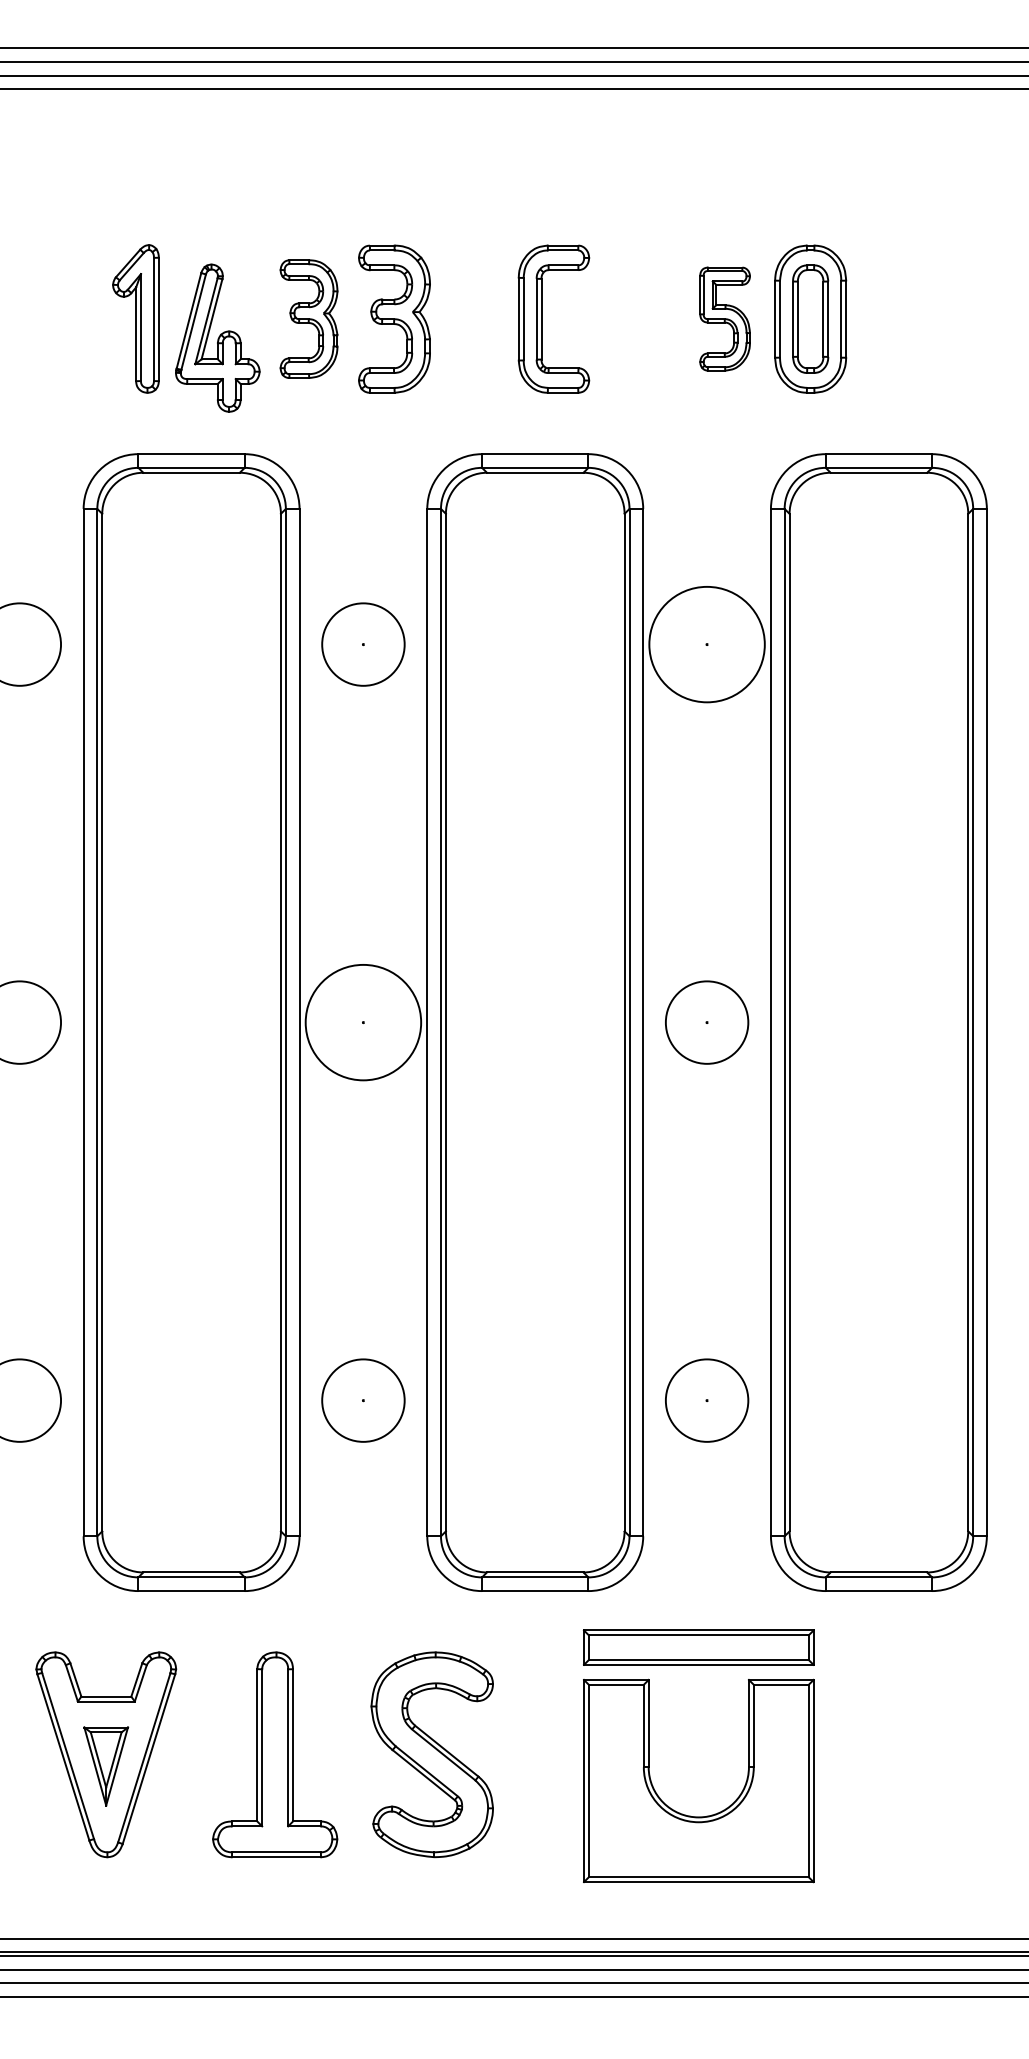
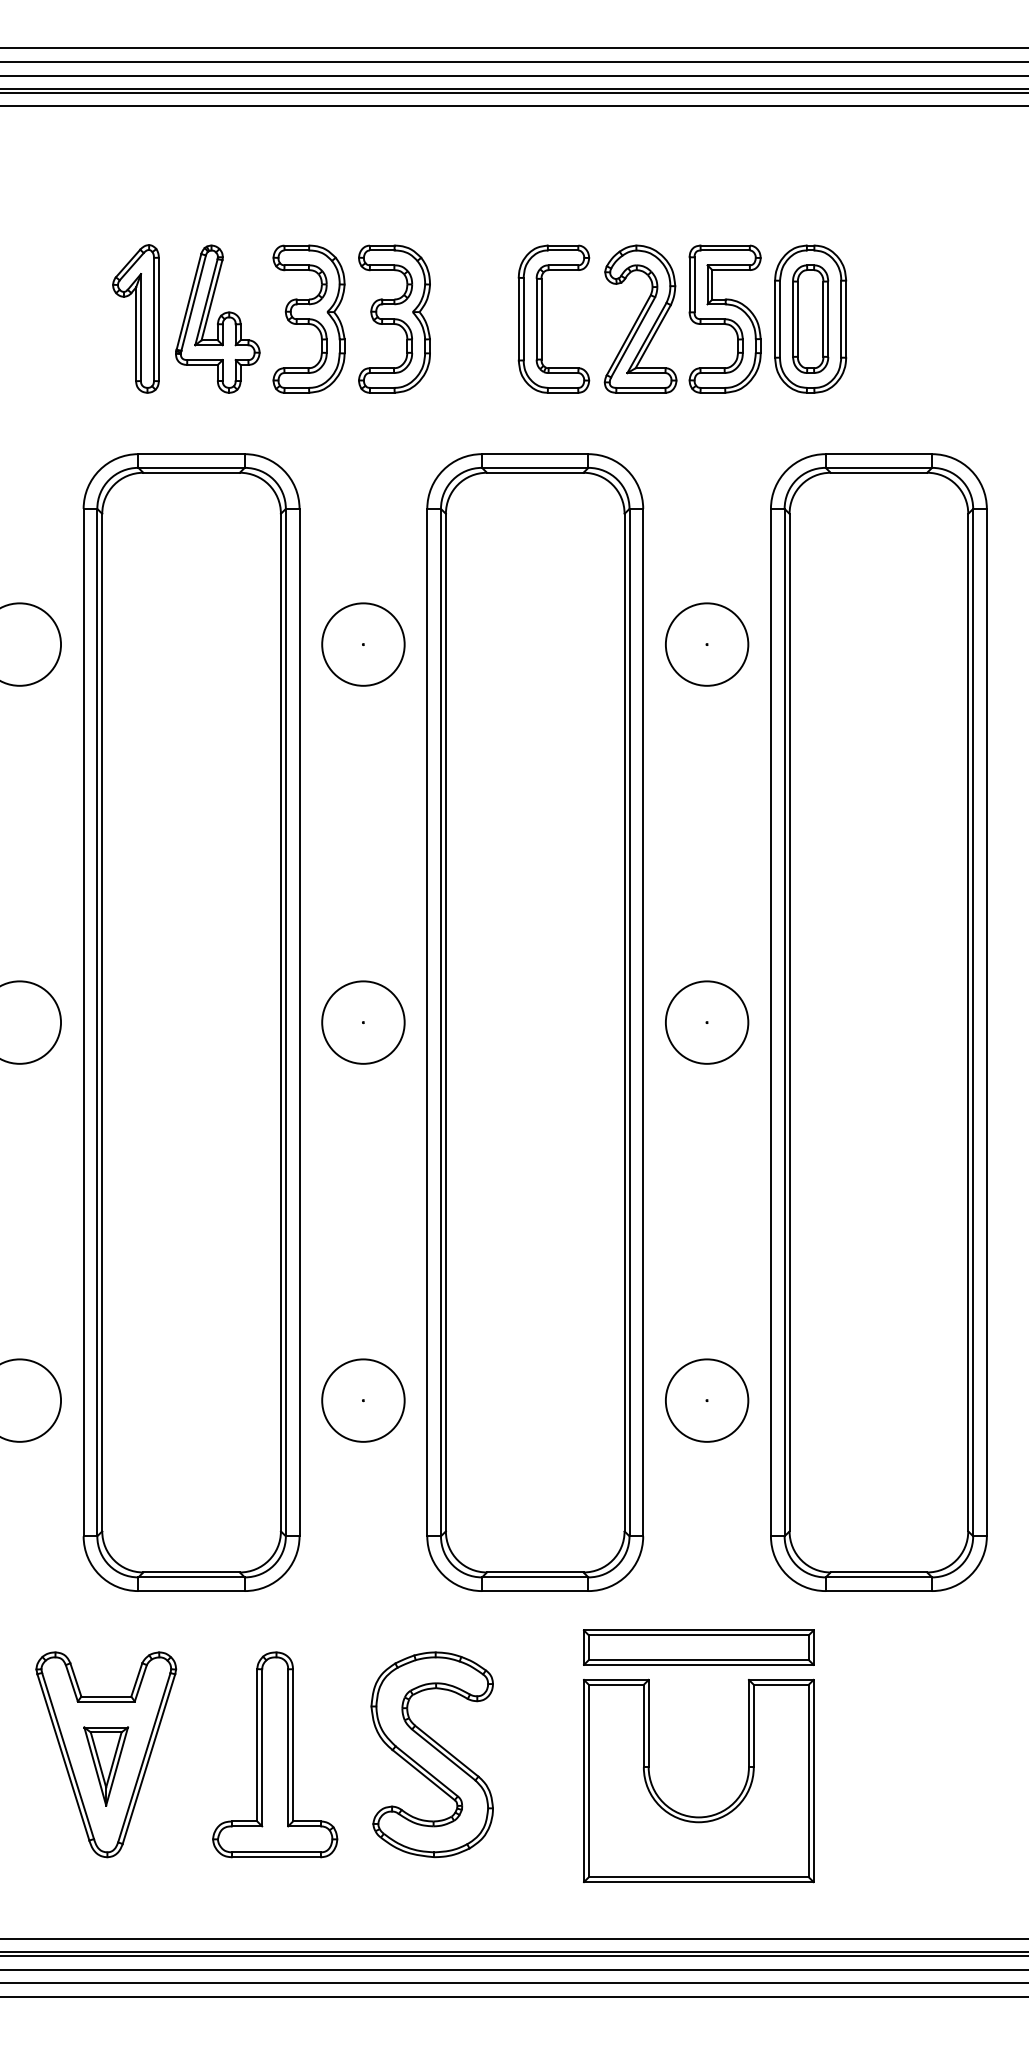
line: none -> present (513, 92)
line: none -> present (513, 106)
part size: 60x120 px -> 74x150 px (308, 318)
part: none -> present (640, 318)
part size: 52x106 px -> 74x150 px (724, 318)
part position: (217, 337) -> (217, 318) (217, 318)
circle diameter: 115 px -> 82 px (706, 644)
circle diameter: 115 px -> 82 px (363, 1022)
